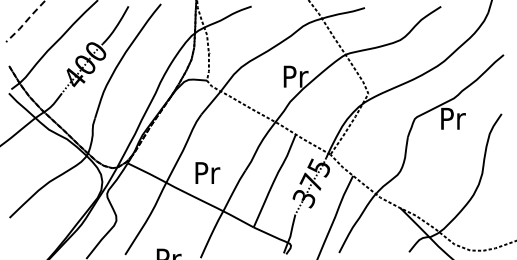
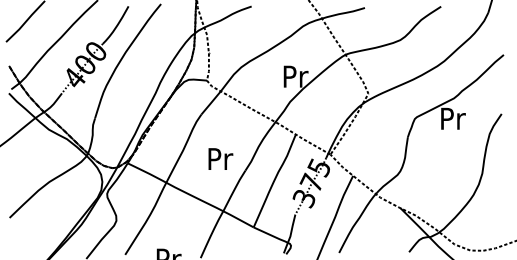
line: dashed -> solid (25, 22)
text position: (207, 172) -> (220, 158) (220, 158)
